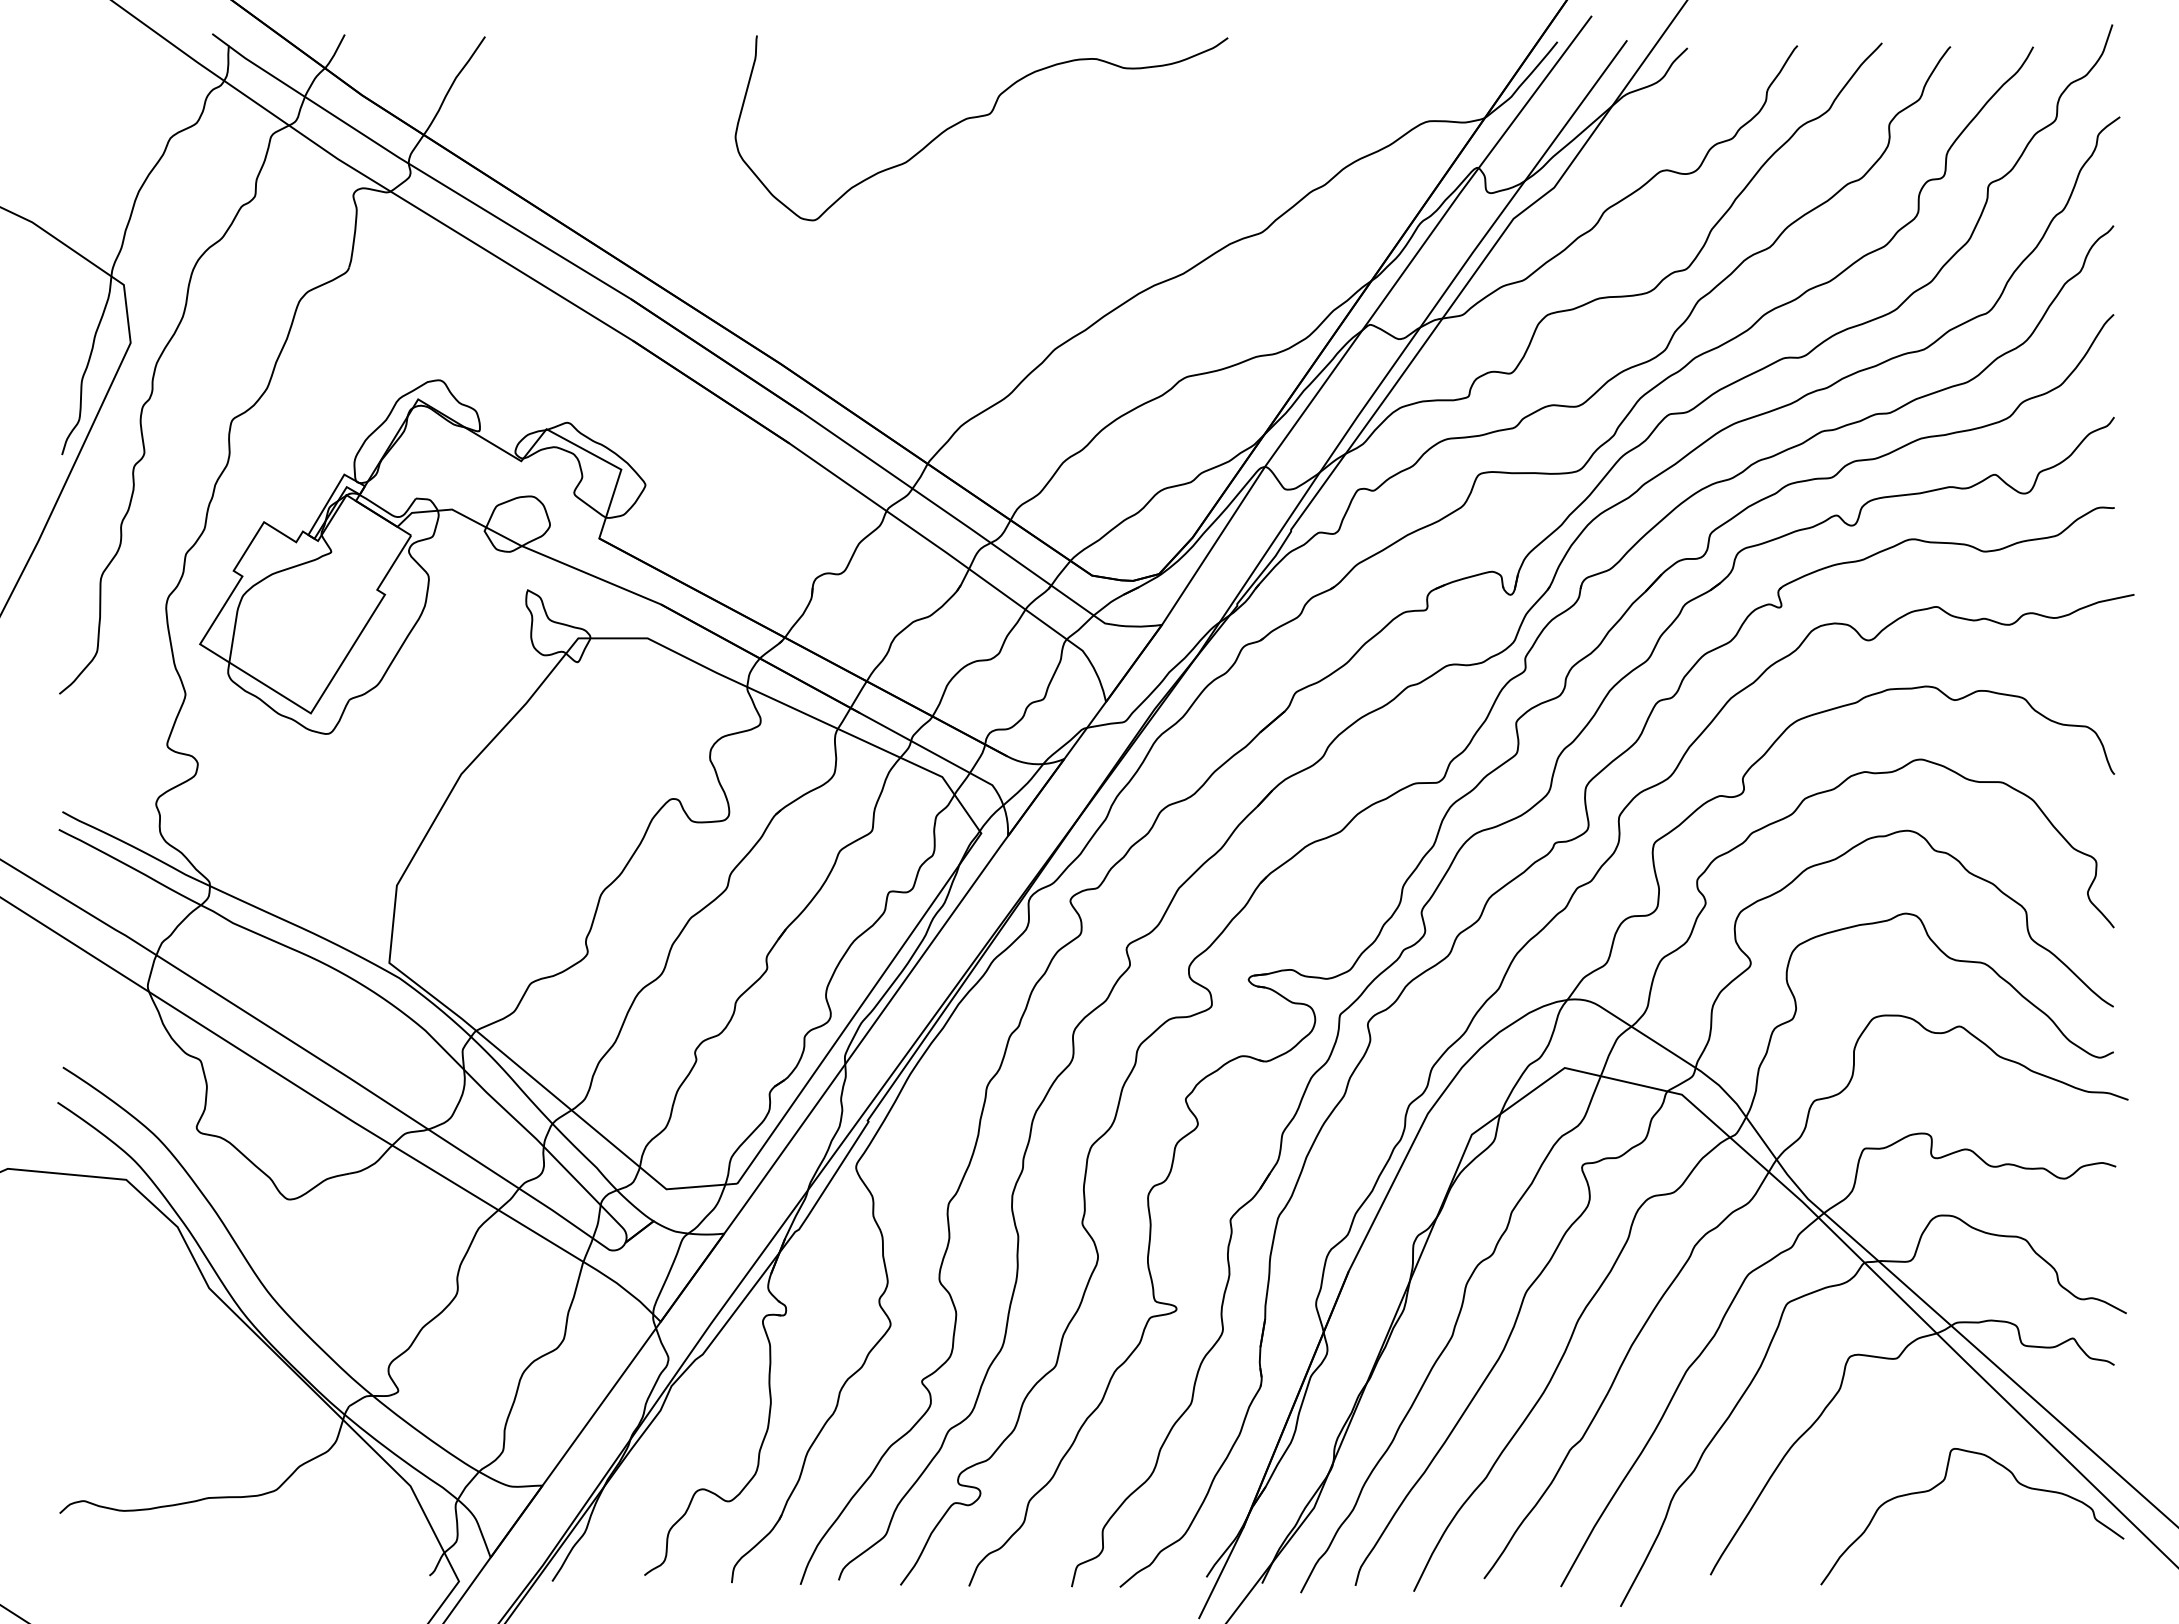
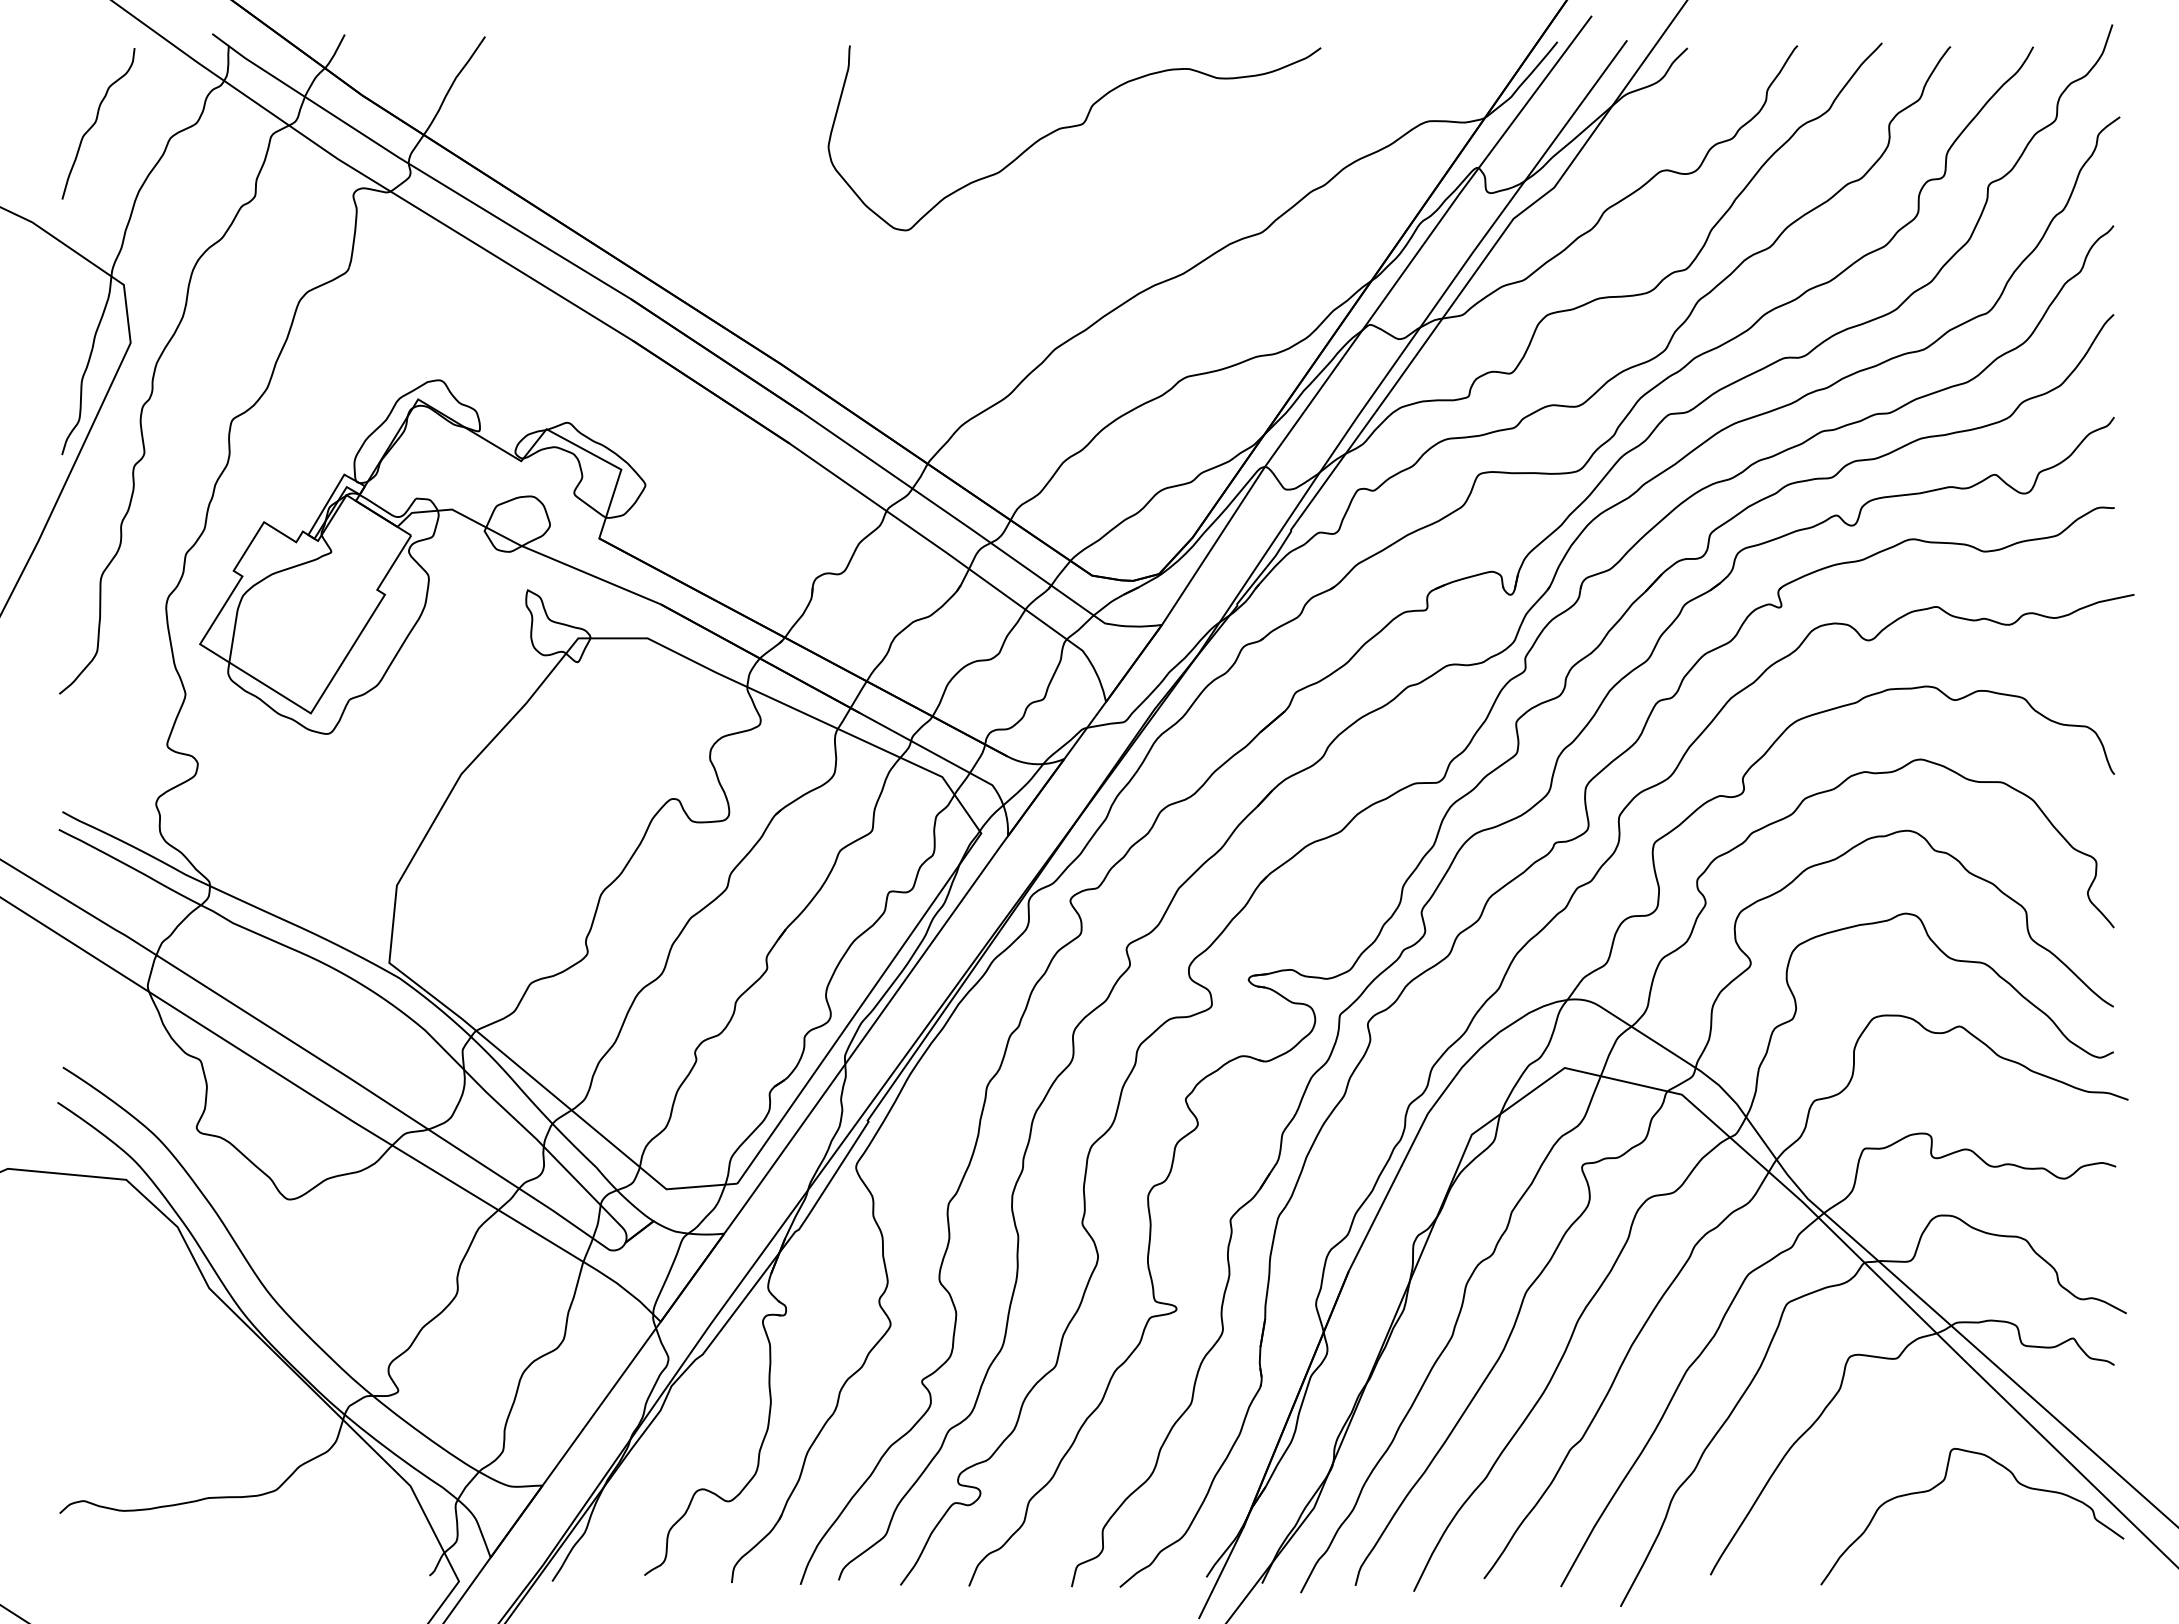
curve position: (981, 117) -> (1074, 127) (1074, 127)
curve: none -> present (96, 122)
